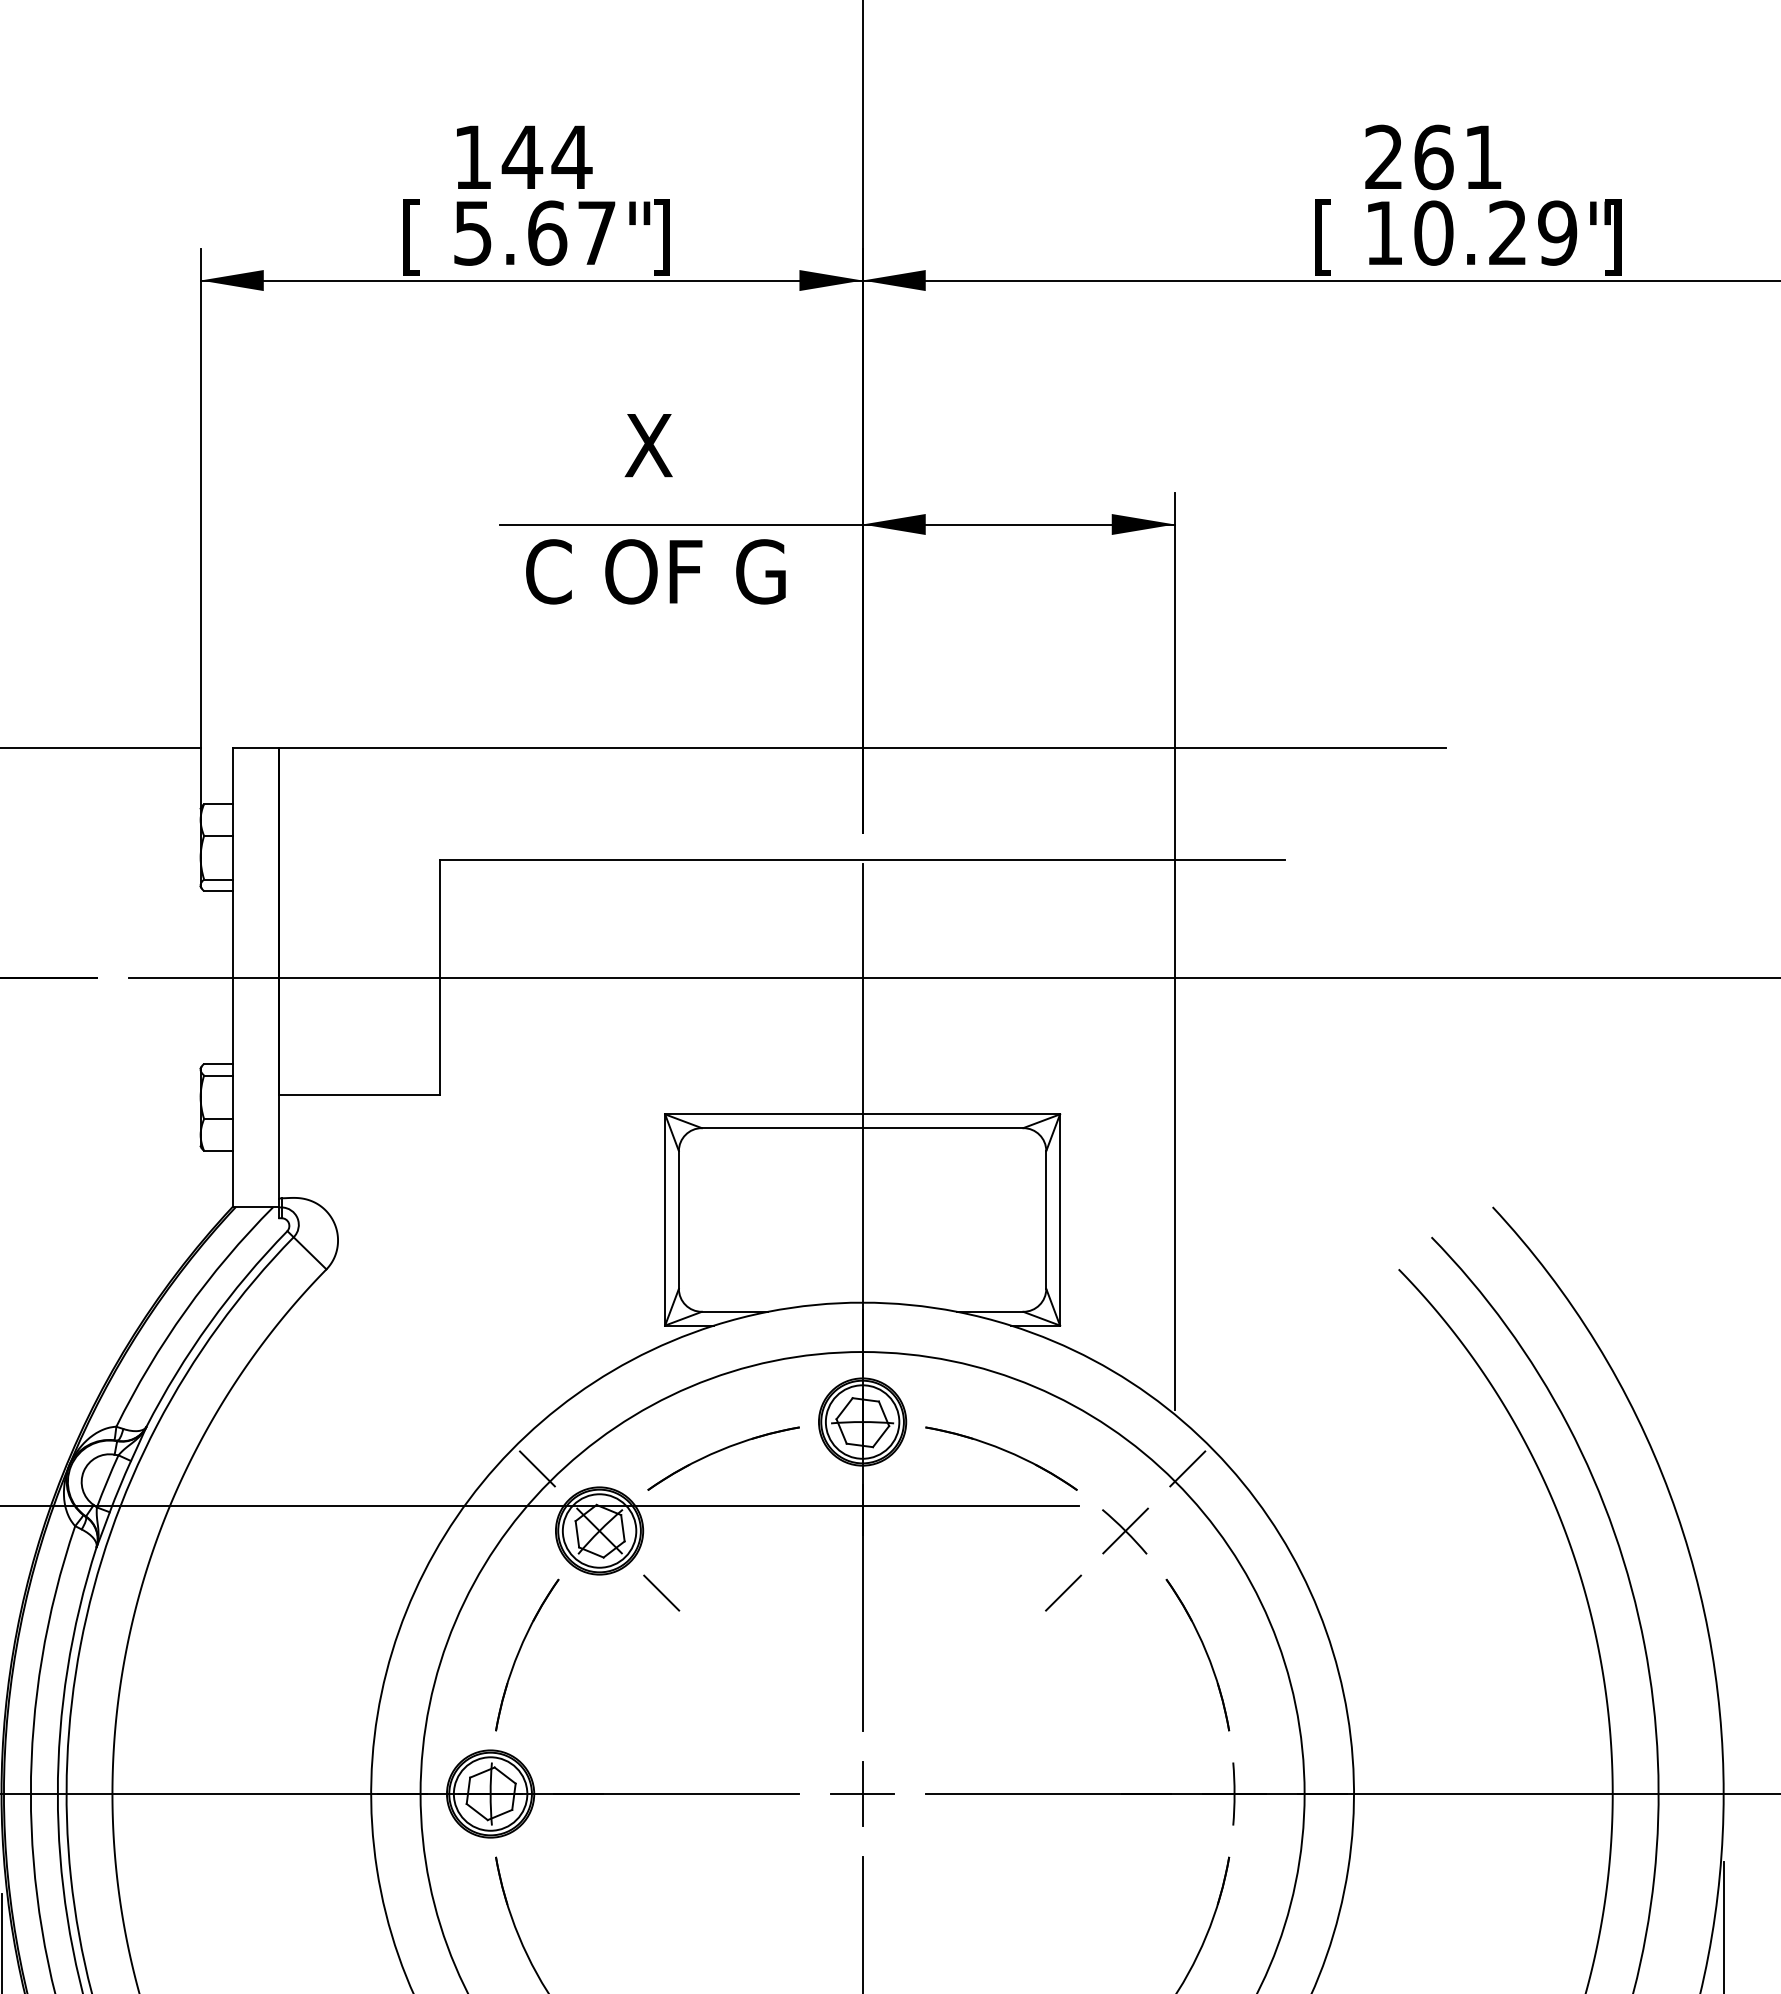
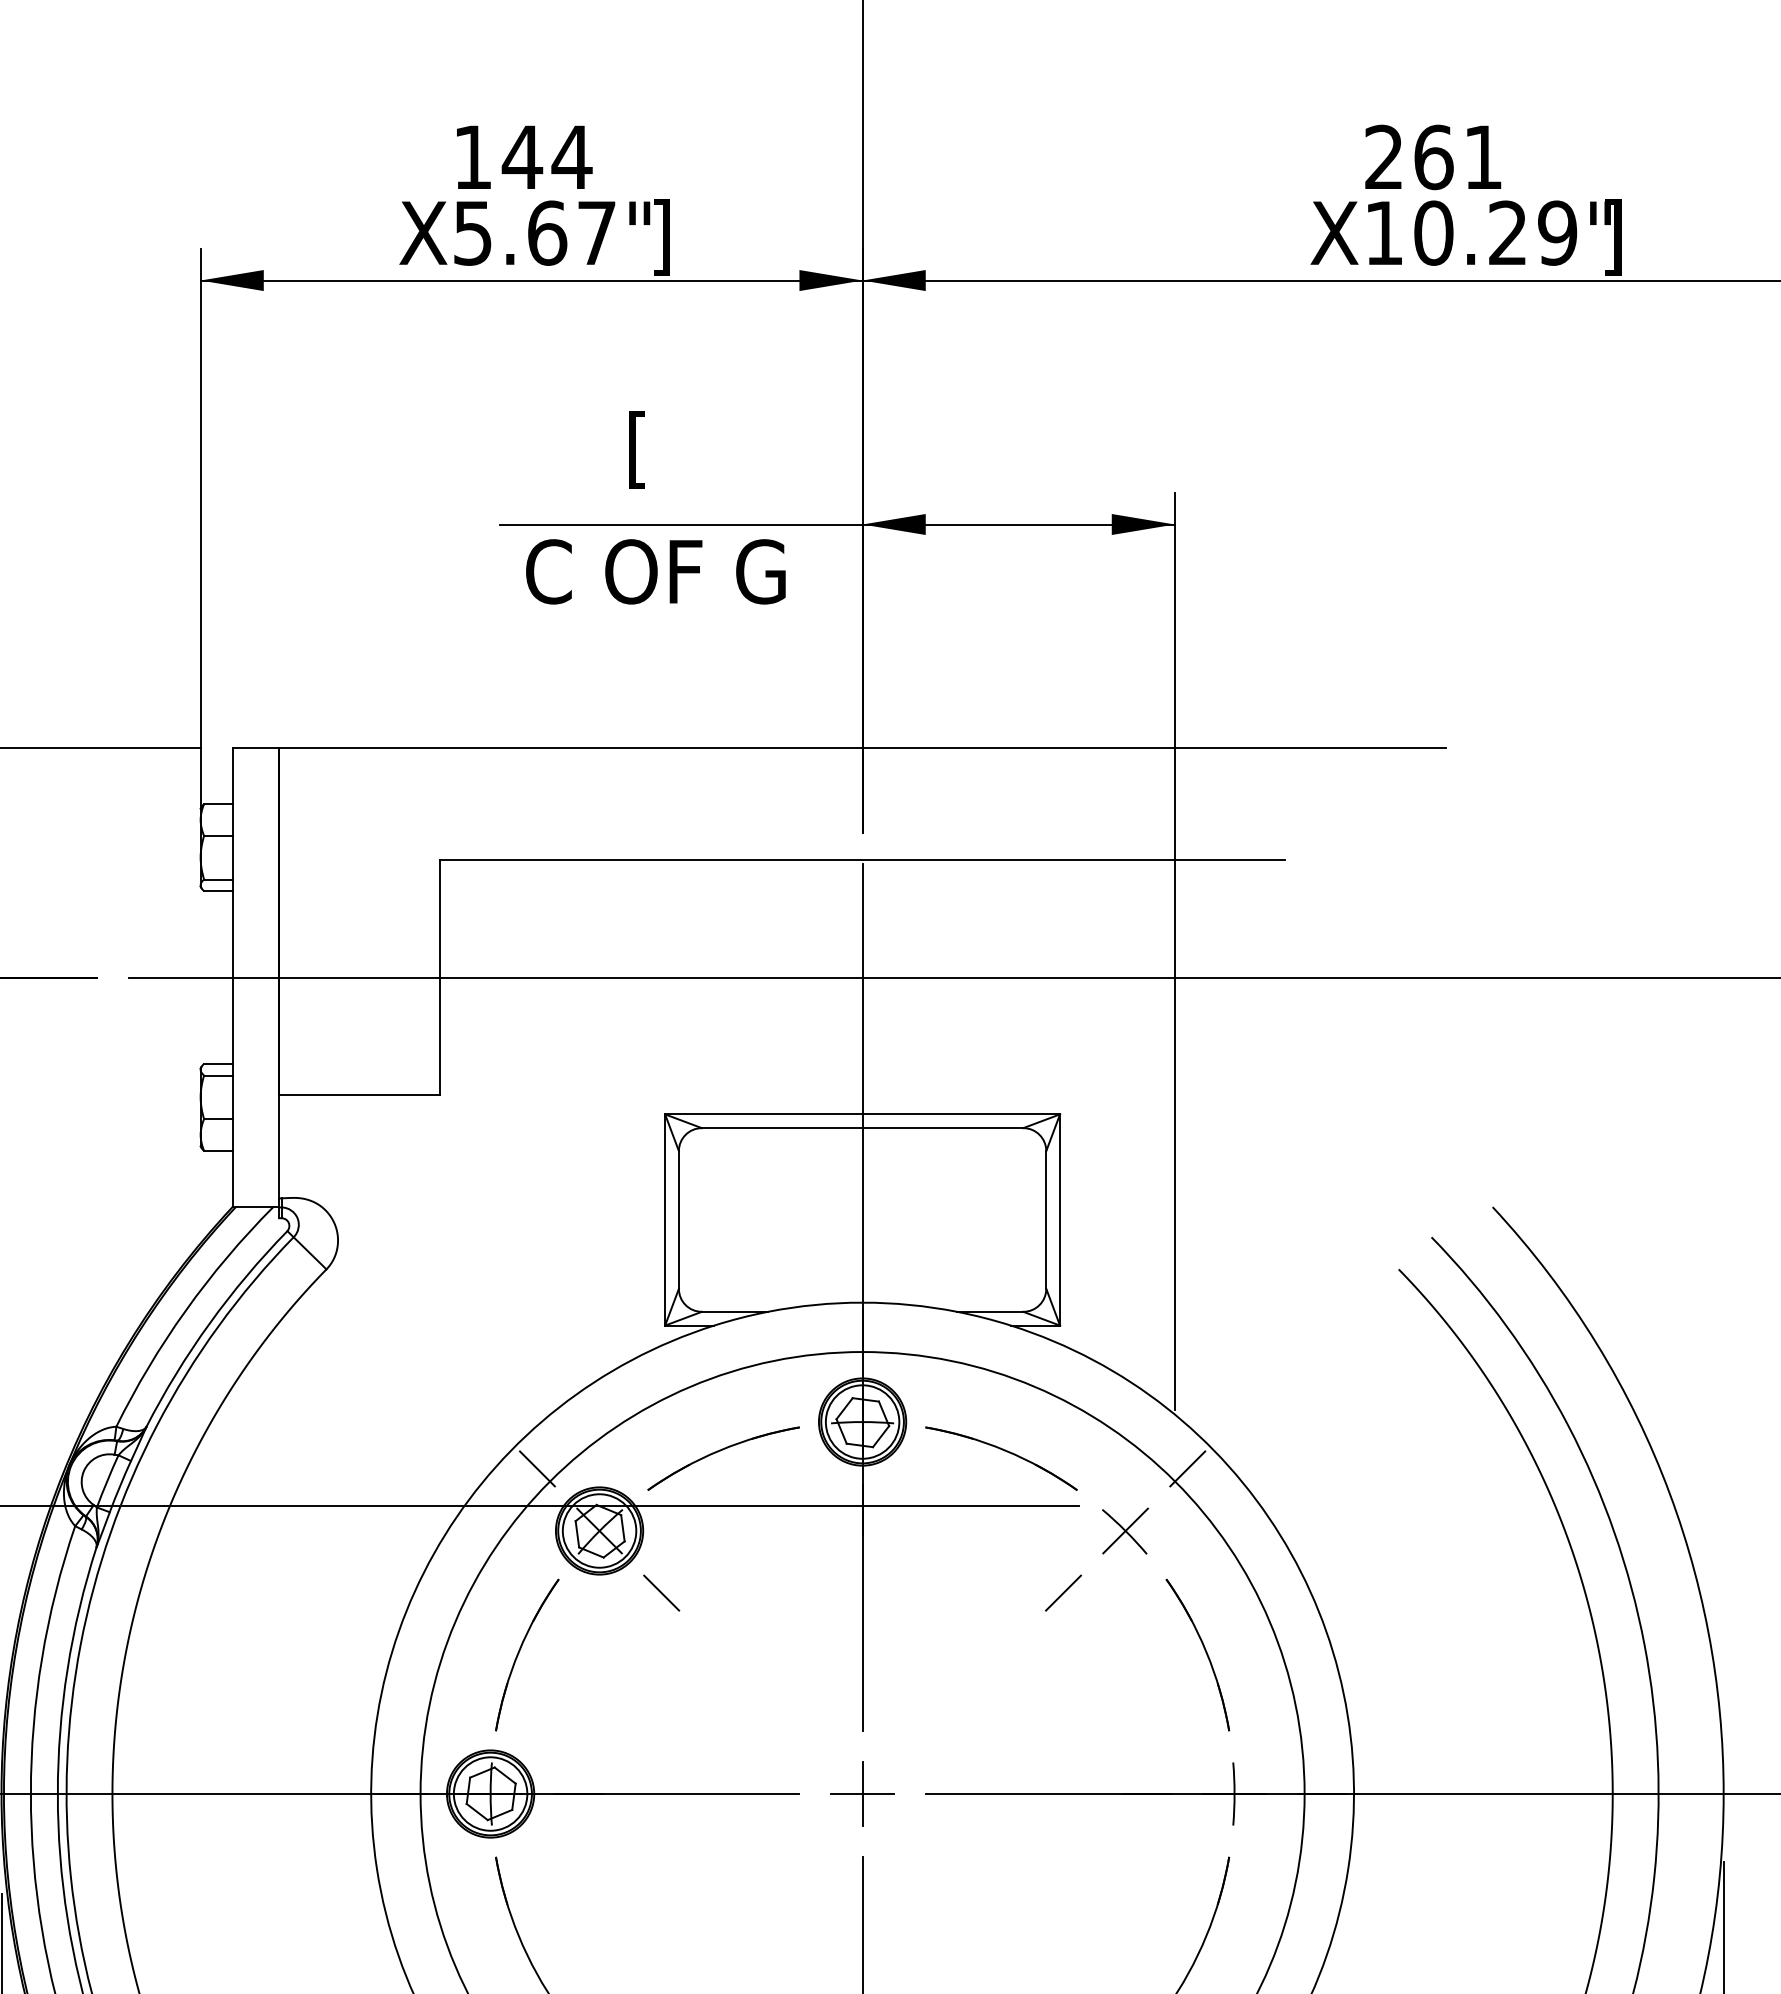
text: [ -> X (423, 237)
text: [ -> X (1334, 237)
text: X -> [ (648, 449)
